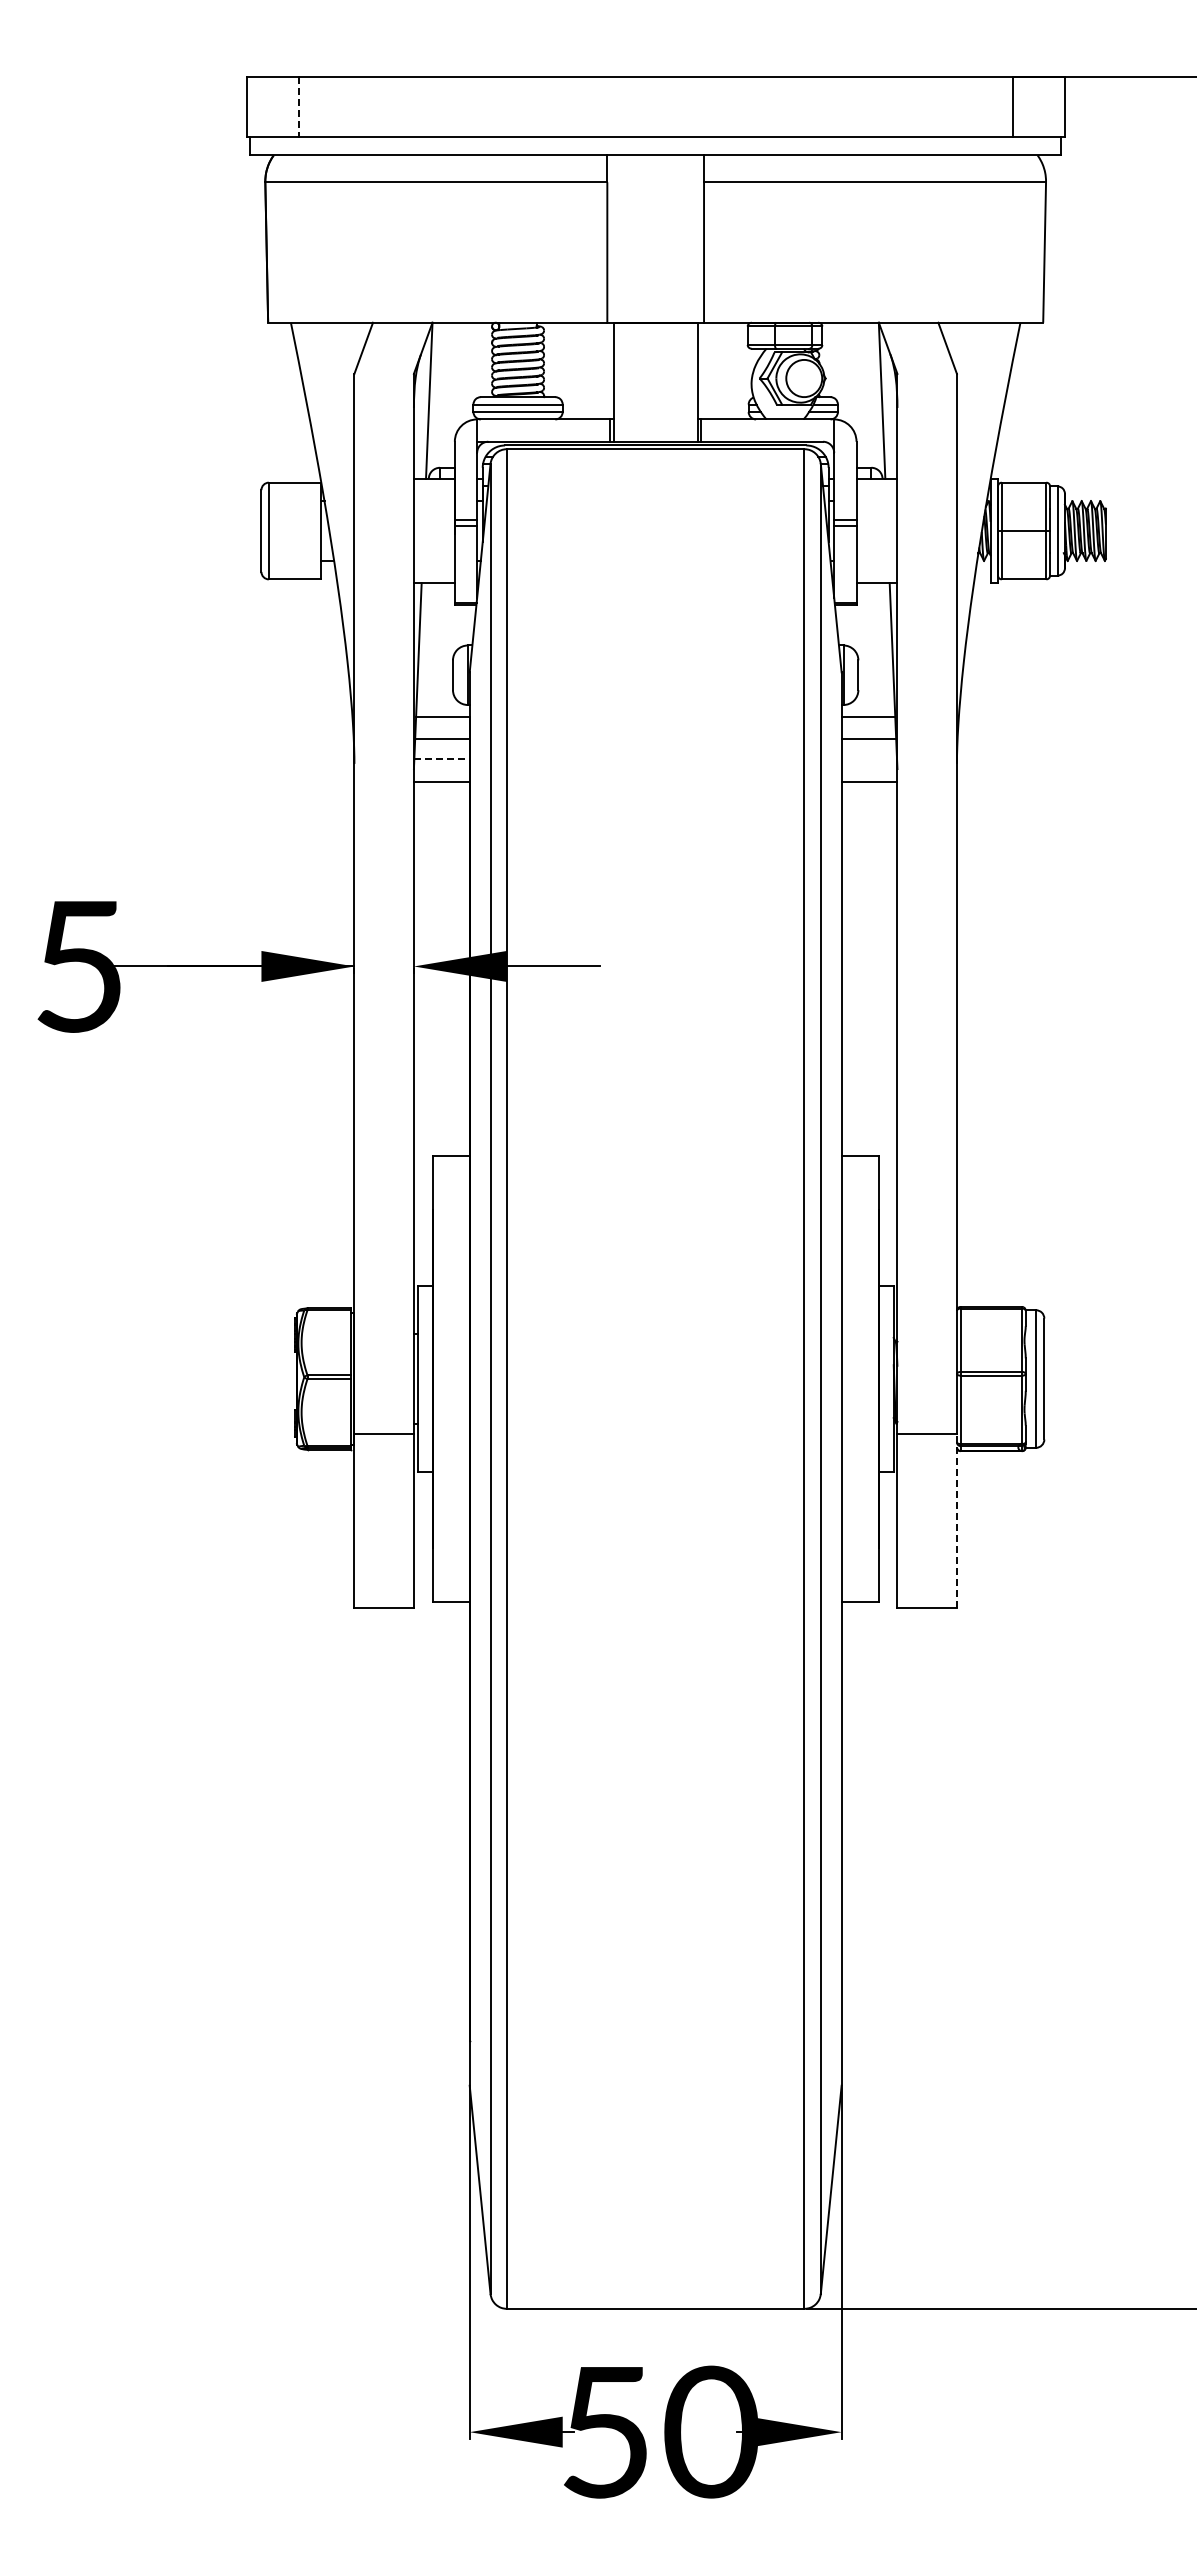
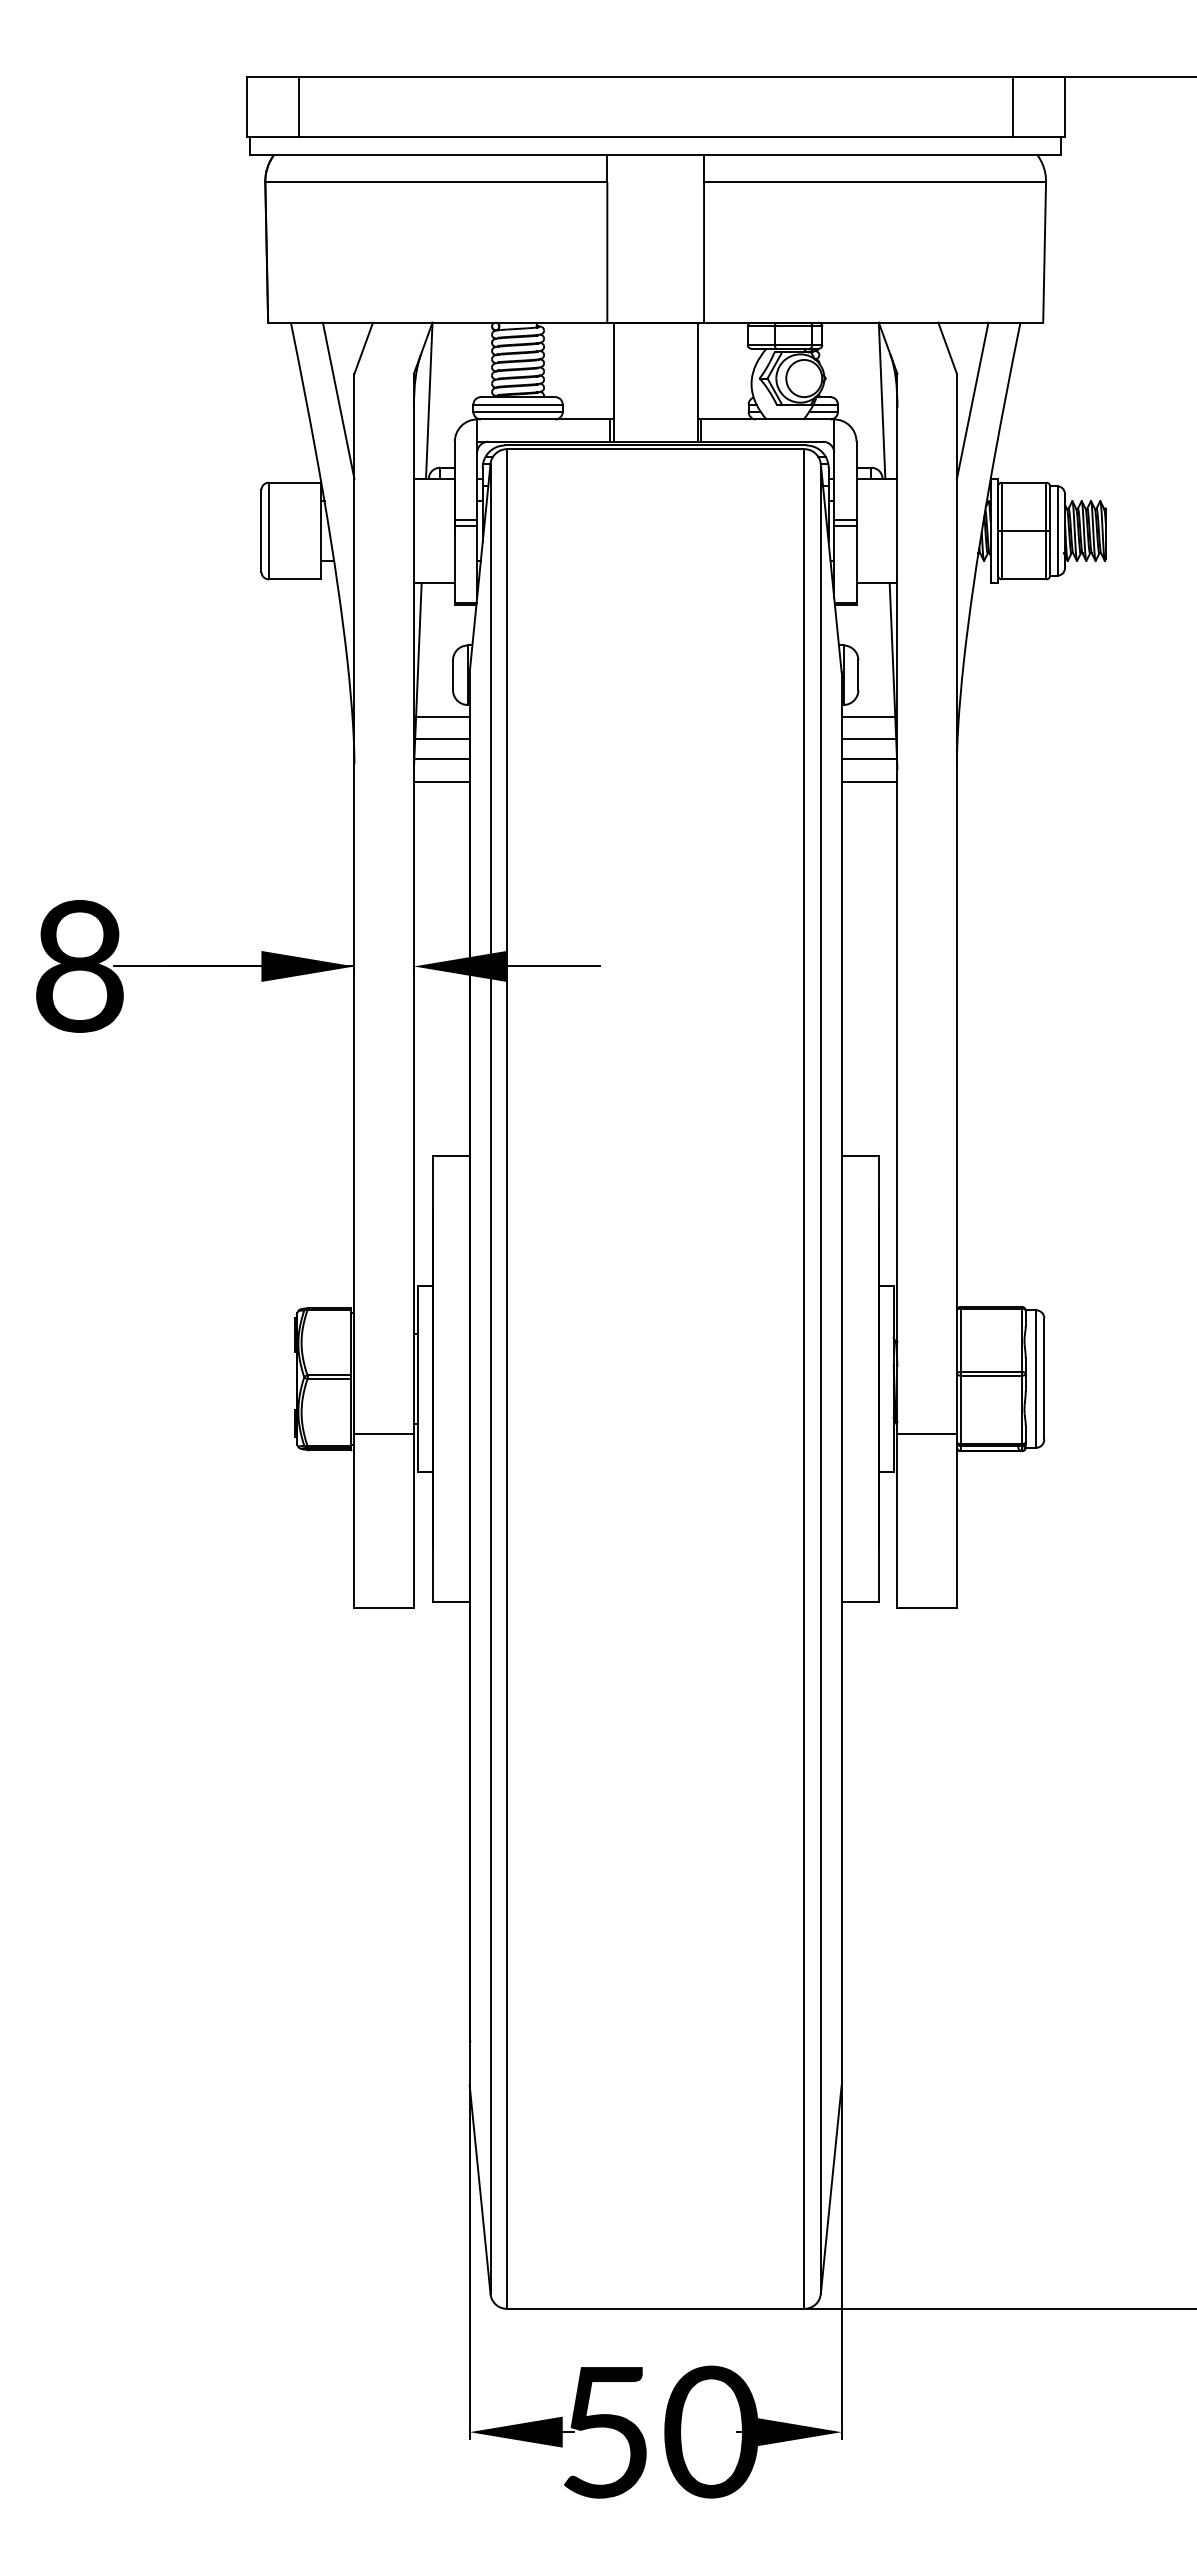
line: dashed -> solid (298, 107)
line: none -> present (338, 400)
line: none -> present (972, 400)
line: dashed -> solid (442, 758)
line: none -> present (869, 758)
text: 5 -> 8 (79, 966)
line: dashed -> solid (956, 1520)
